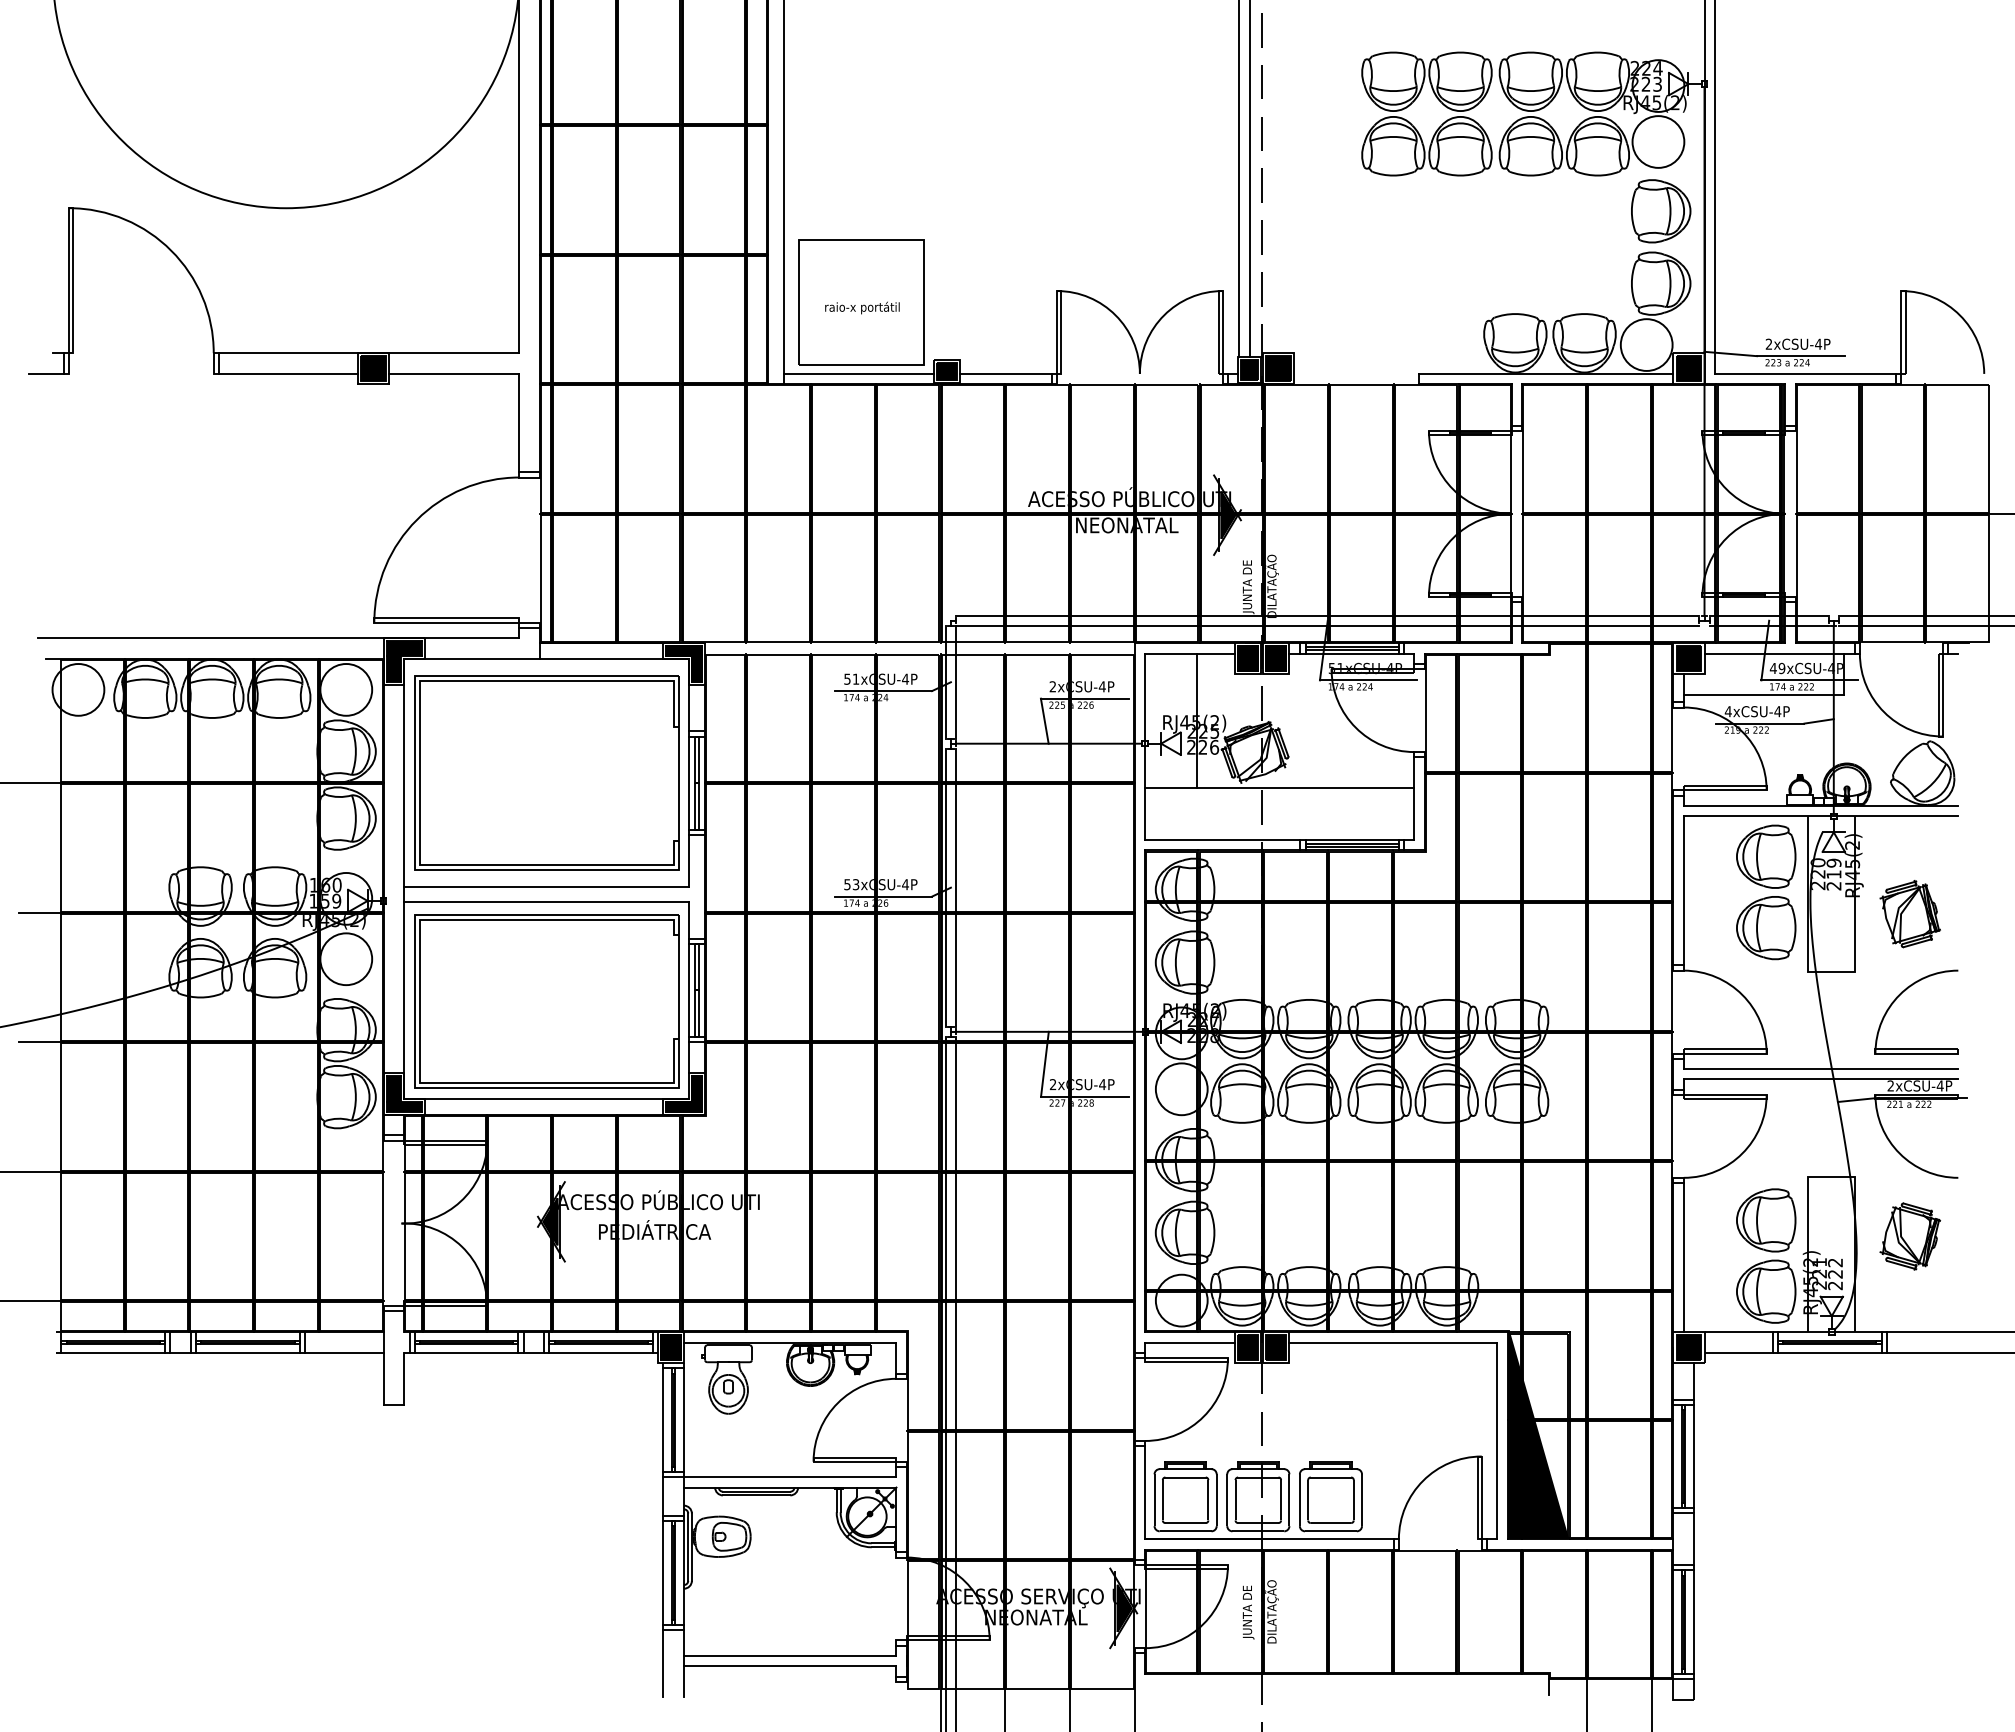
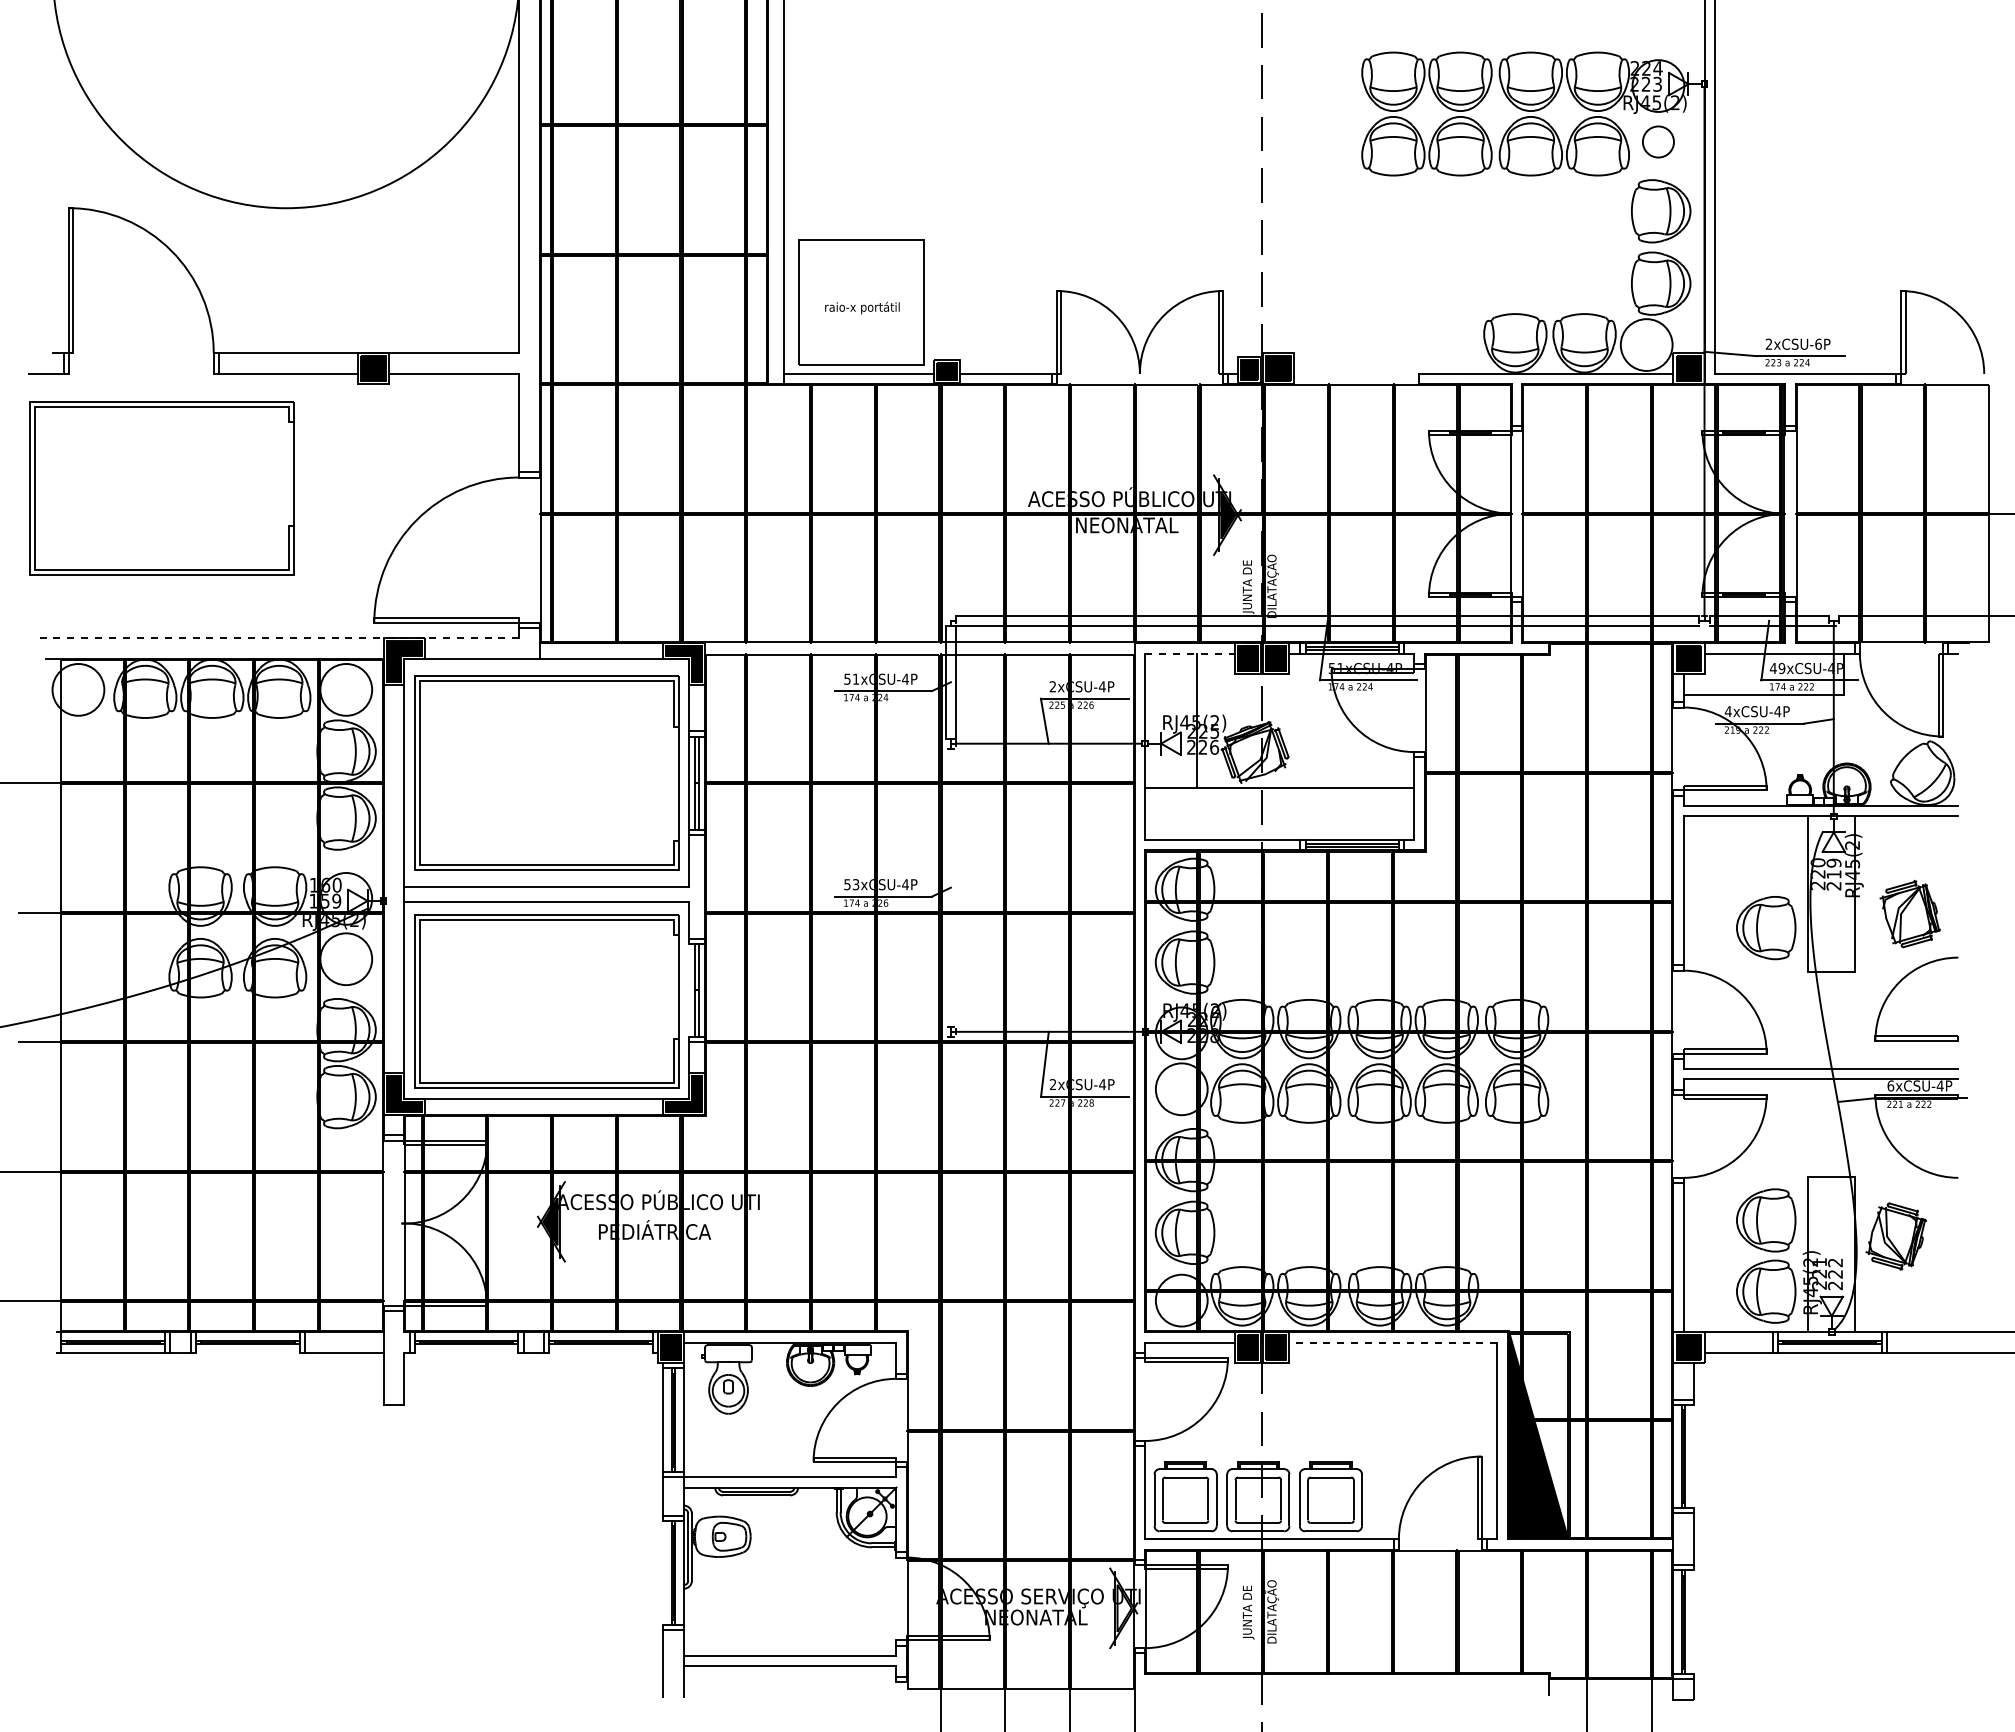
circle diameter: 52 px -> 31 px (1657, 141)
line: present -> none (1239, 179)
line: present -> none (1249, 179)
text: 2xCSU-4P -> 2xCSU-6P (1818, 343)
part: none -> present (161, 488)
line: present -> none (1924, 625)
line: solid -> dashed (278, 638)
line: solid -> dashed (1190, 653)
part: present -> none (1766, 856)
line: present -> none (945, 887)
line: present -> none (956, 887)
line: present -> none (689, 989)
part position: (1900, 995) -> (1900, 982) (1900, 982)
text: 2xCSU-4P -> 6xCSU-4P (1890, 1085)
part position: (1910, 1236) -> (1896, 1236) (1896, 1236)
line: solid -> dashed (1392, 1342)
line: present -> none (247, 1352)
line: present -> none (466, 1352)
line: present -> none (601, 1352)
line: present -> none (945, 1382)
line: present -> none (956, 1382)
line: present -> none (1694, 1456)
line: present -> none (663, 1572)
fill: present -> none (1124, 1607)
line: present -> none (1694, 1622)
